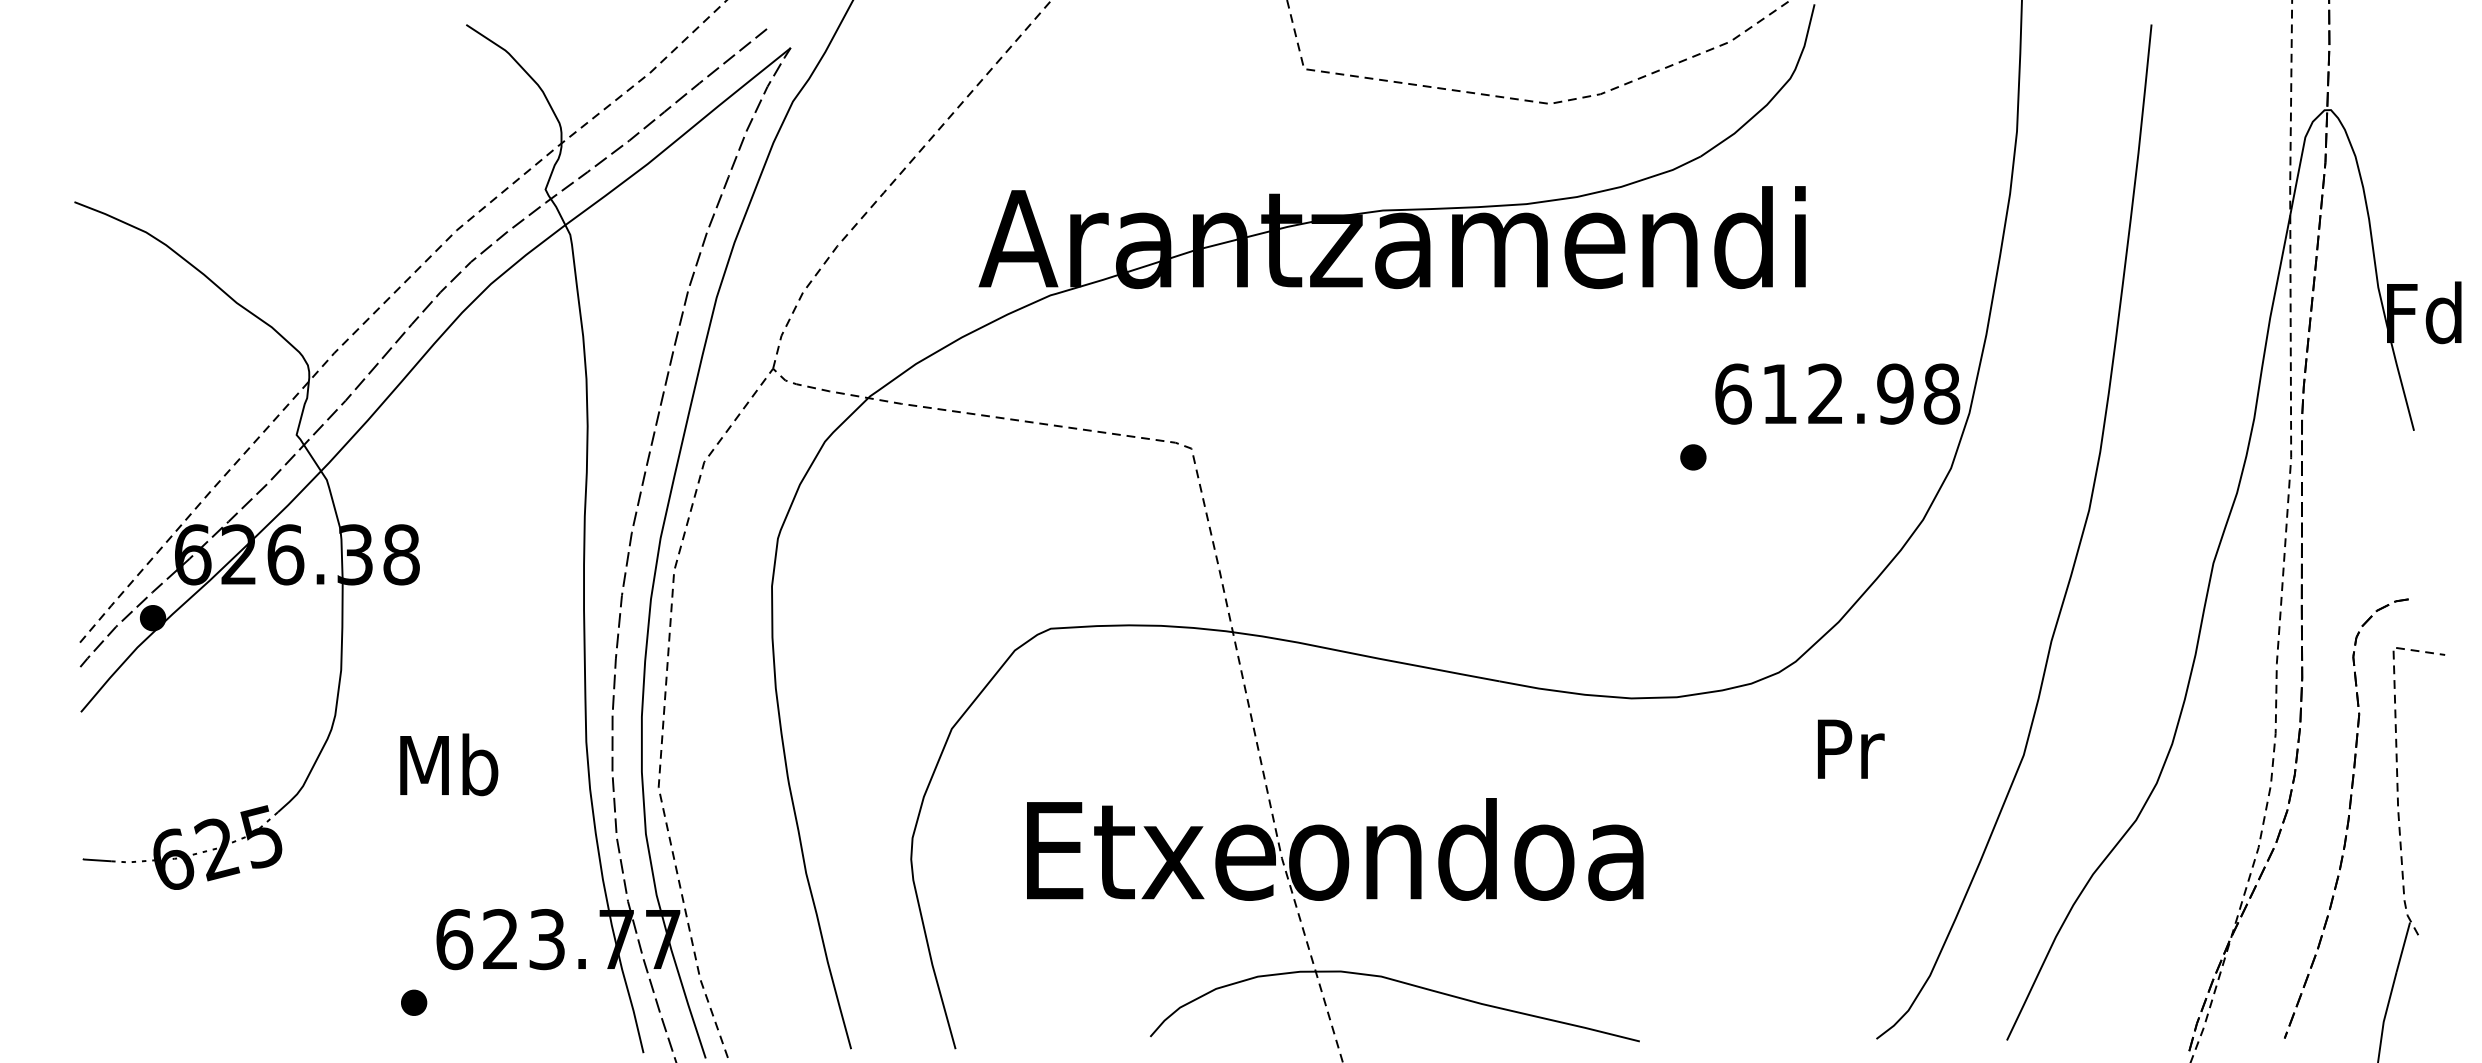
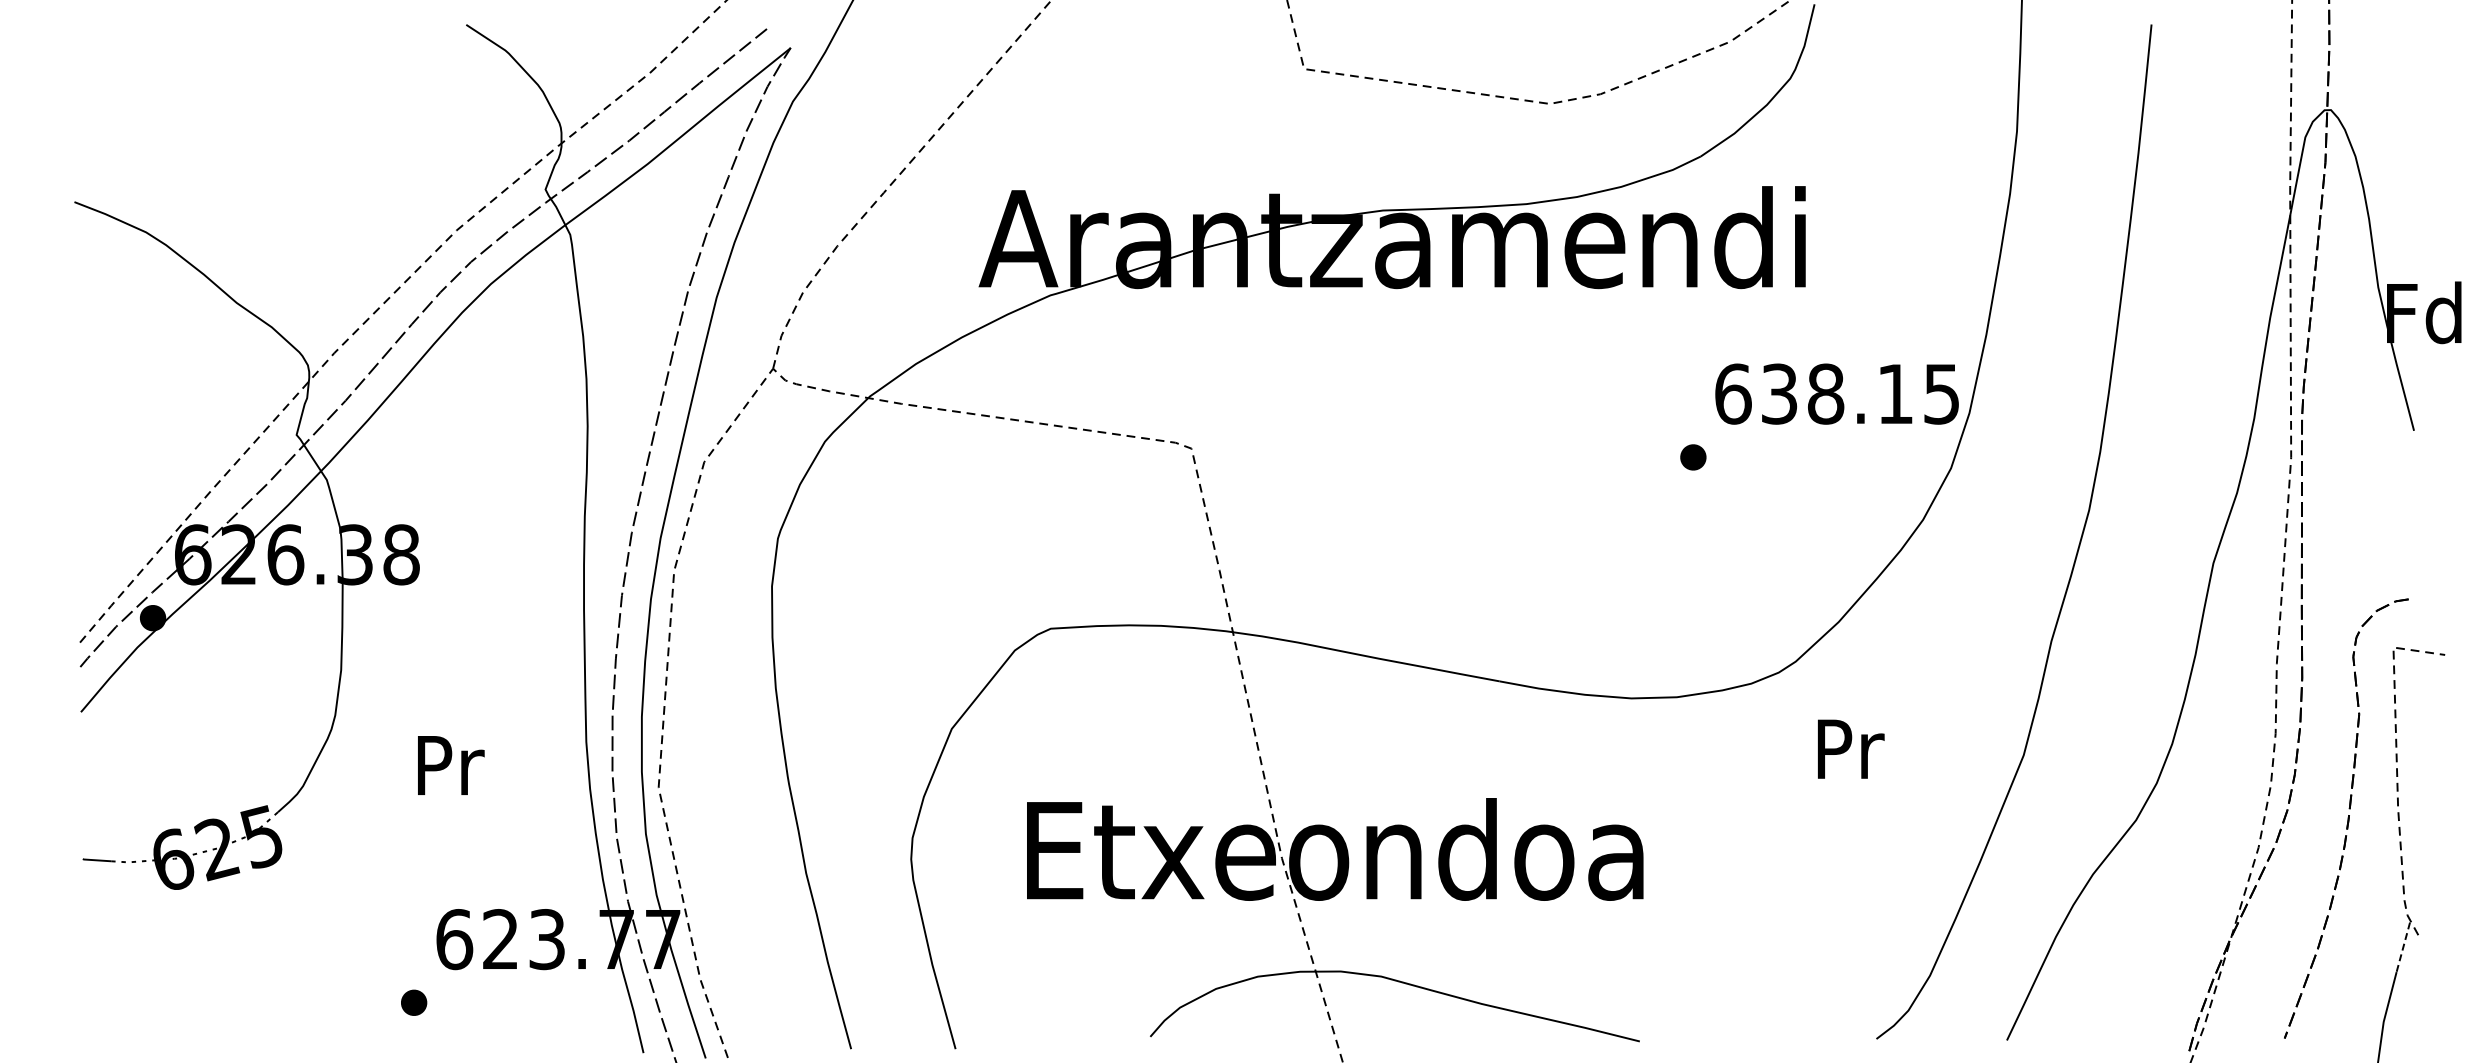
text: 612.98 -> 638.15 (1861, 393)
text: Mb -> Pr (449, 764)
line: solid -> dashed (2403, 947)
